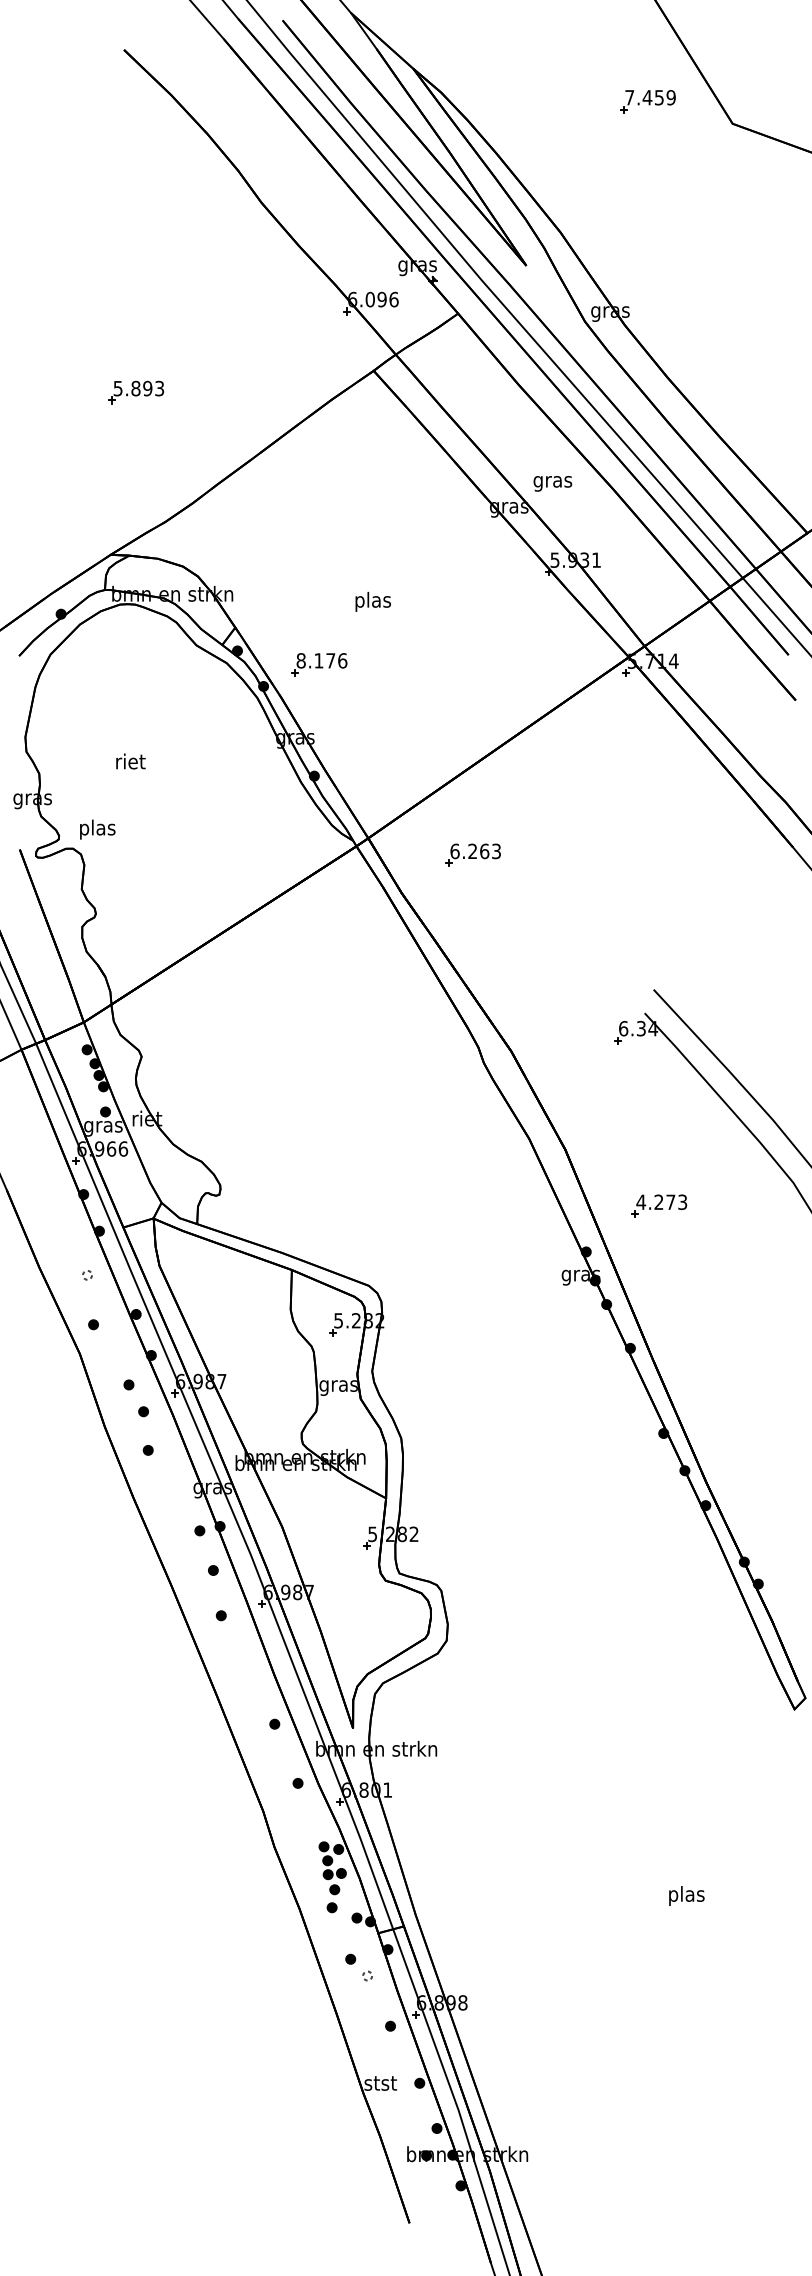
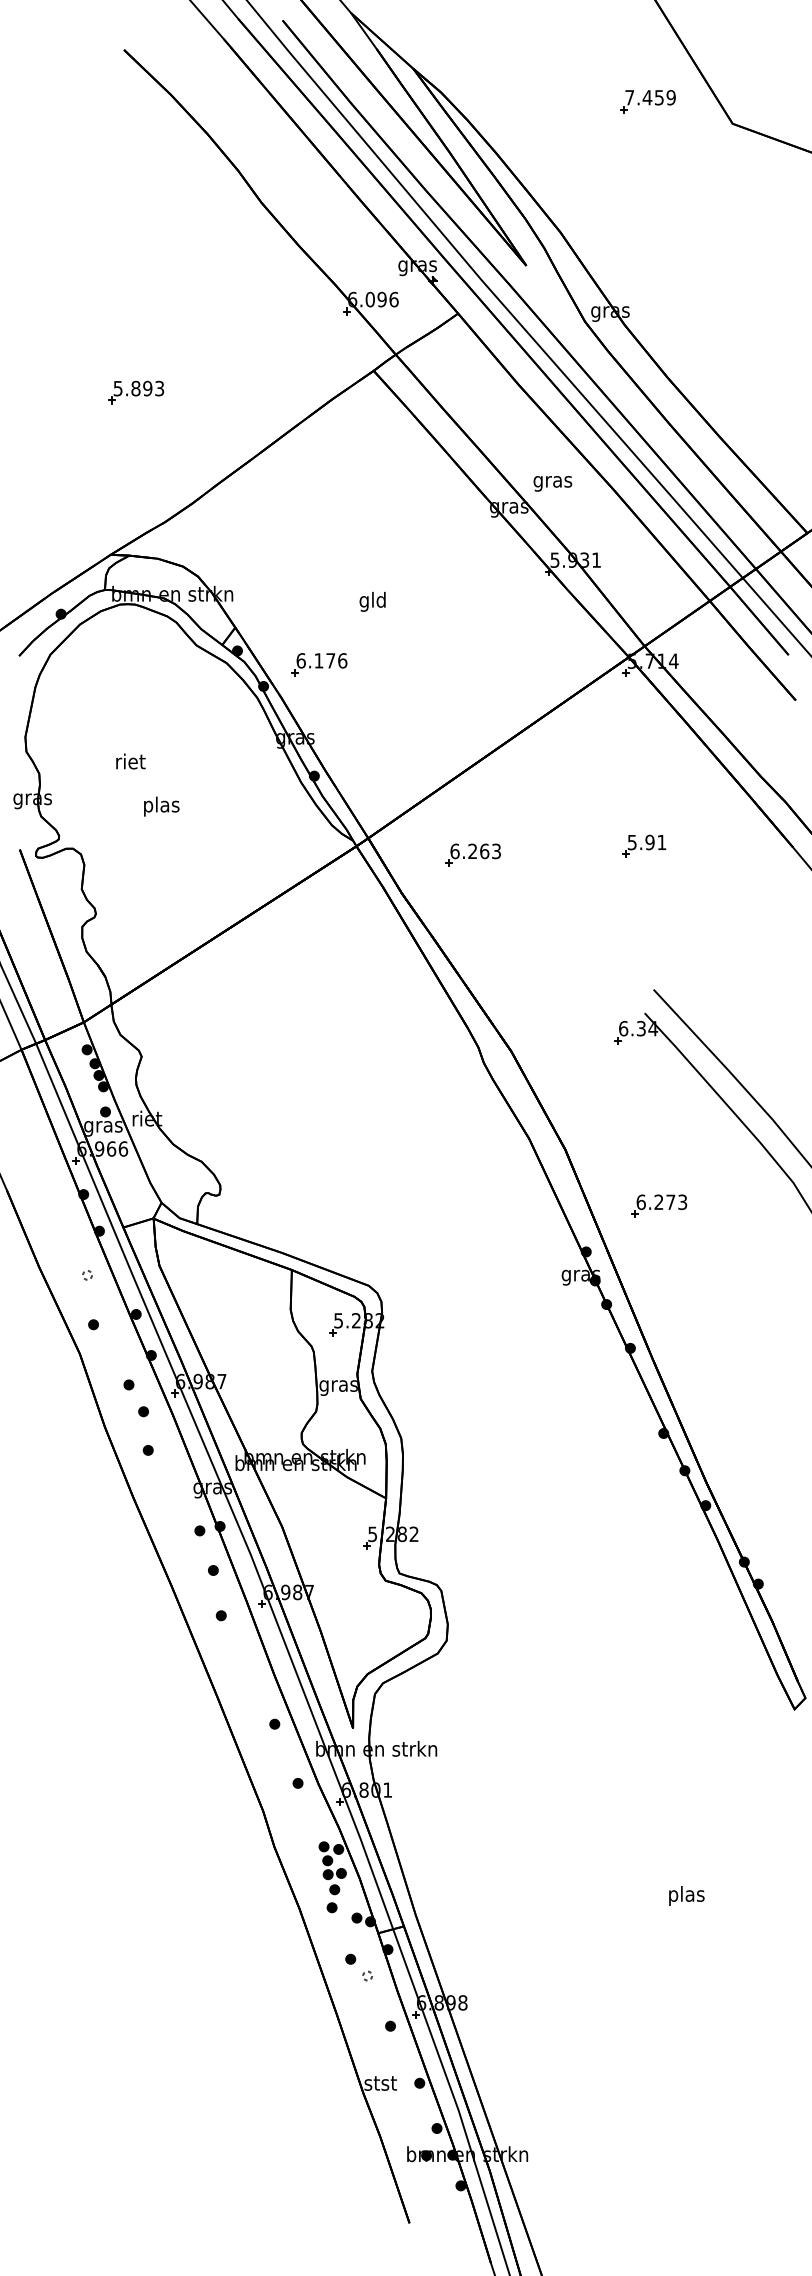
text: plas -> gld (372, 601)
text: 8.176 -> 6.176 (300, 660)
text position: (97, 829) -> (161, 806) (161, 806)
part: none -> present (644, 845)
text: 4.273 -> 6.273 (641, 1202)
